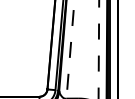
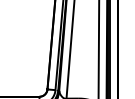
line: dashed -> solid (70, 49)
line: dashed -> solid (98, 49)
